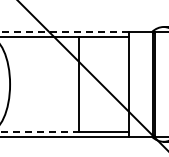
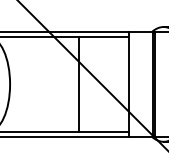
line: dashed -> solid (64, 32)
line: dashed -> solid (40, 131)
